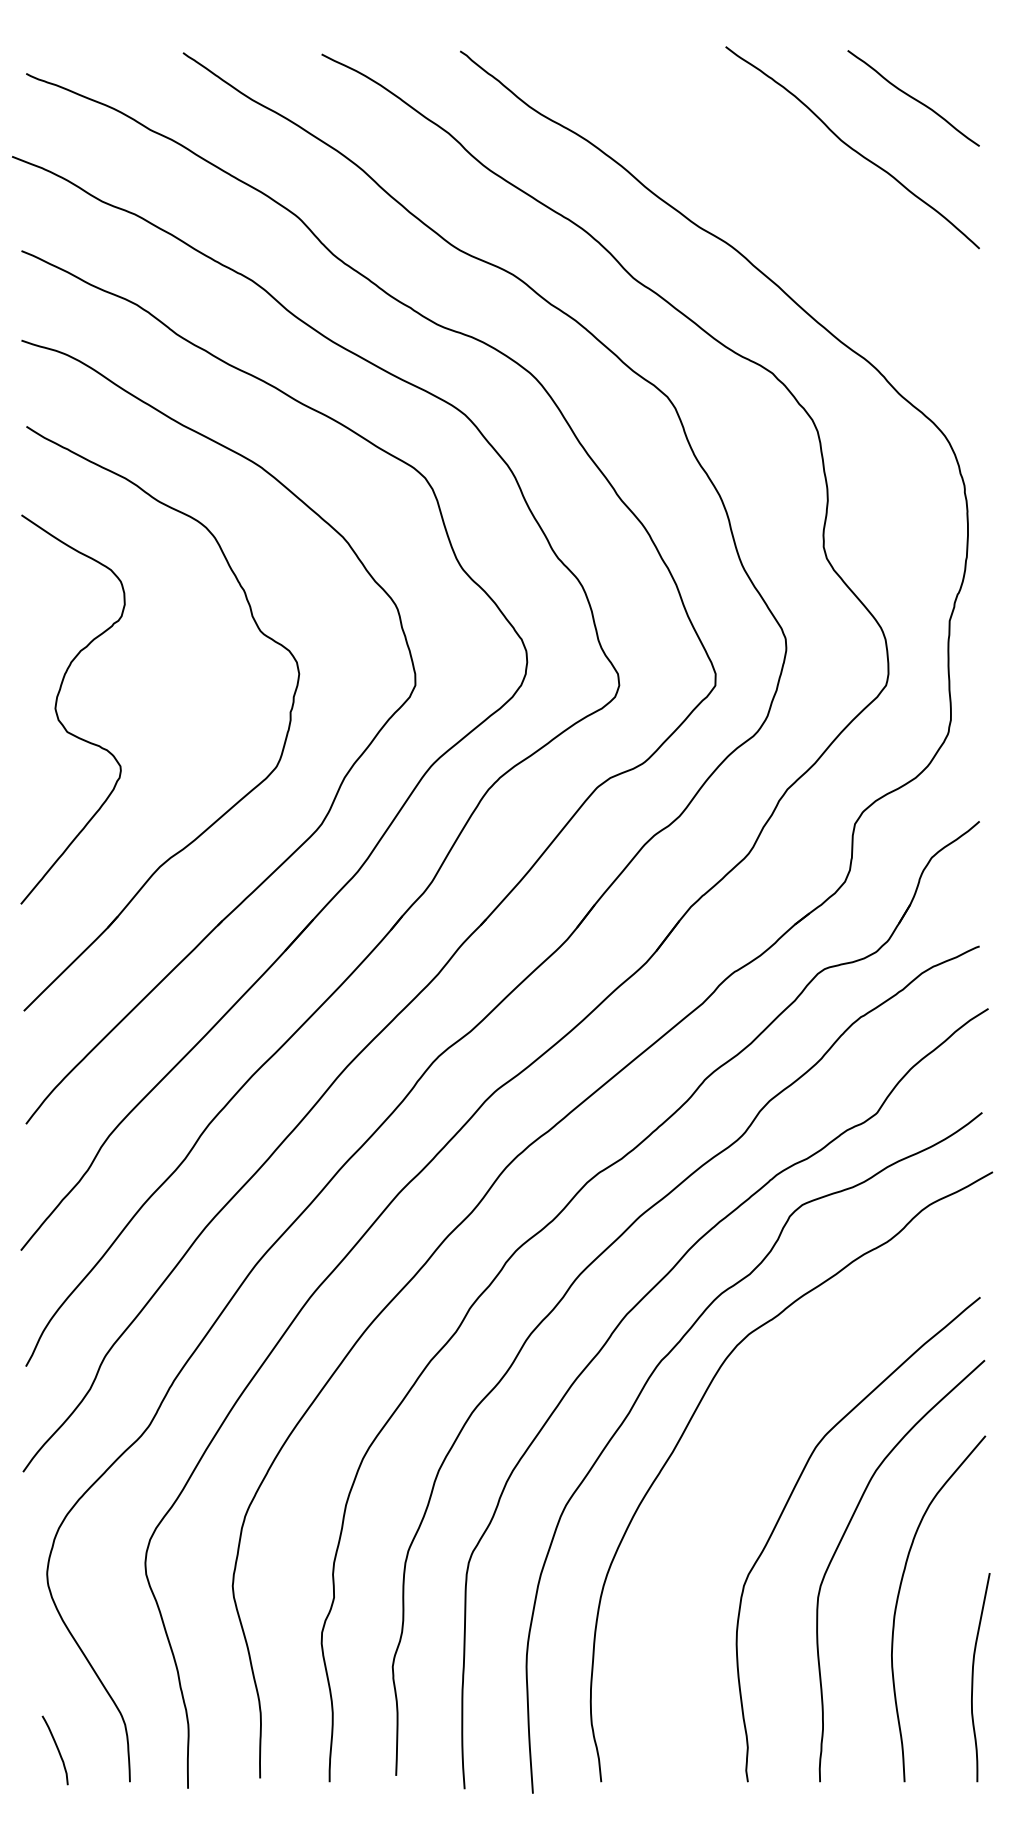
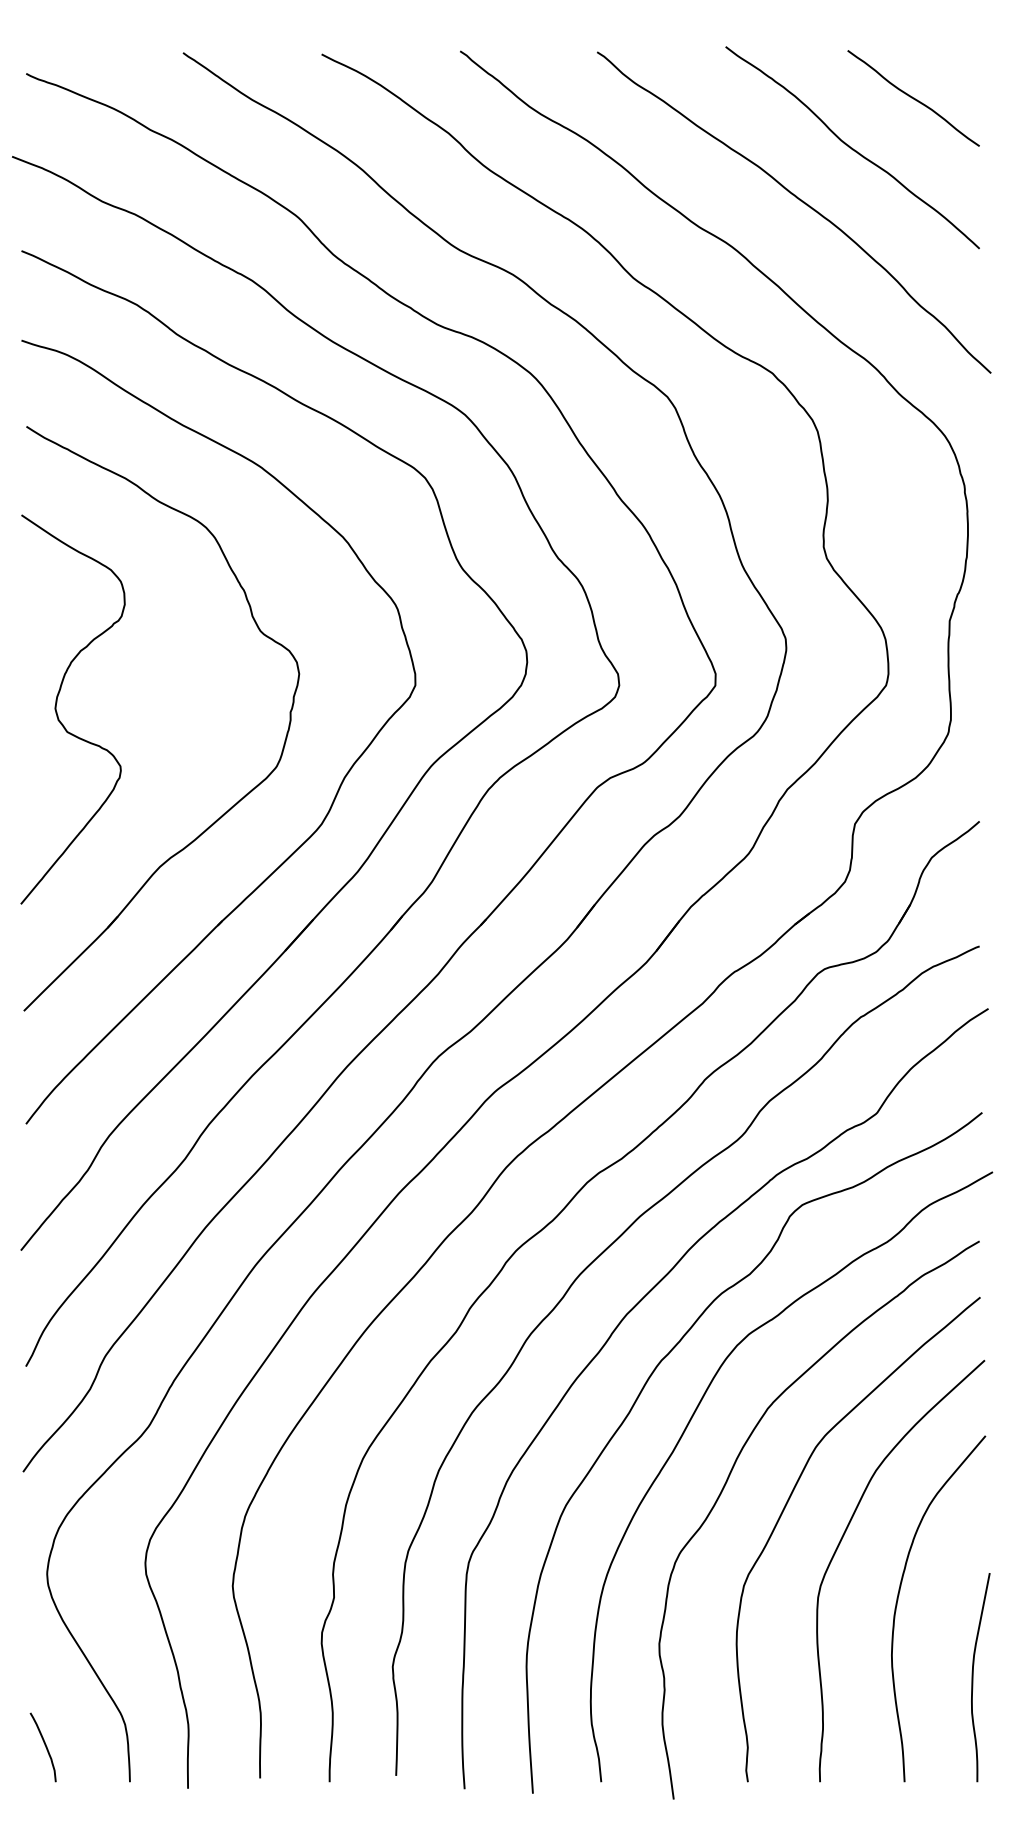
curve: none -> present (800, 201)
curve: none -> present (728, 1480)
curve position: (56, 1748) -> (44, 1745) (44, 1745)
